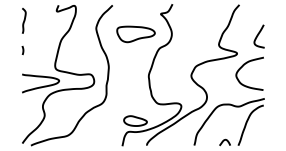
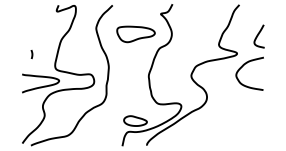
curve: present -> none (24, 20)
curve position: (22, 50) -> (31, 54) (31, 54)
part: present -> none (243, 127)
